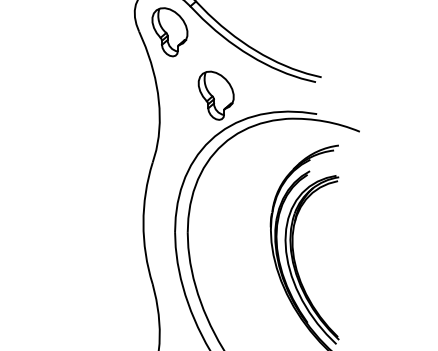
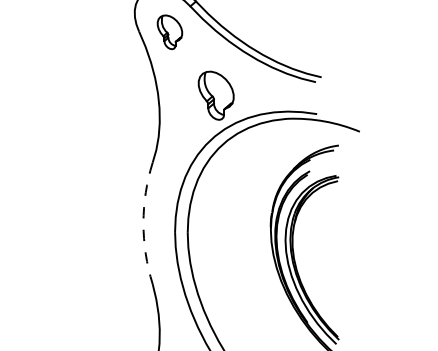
part size: 38x51 px -> 28x37 px (169, 32)
arc: solid -> dashed (143, 223)
